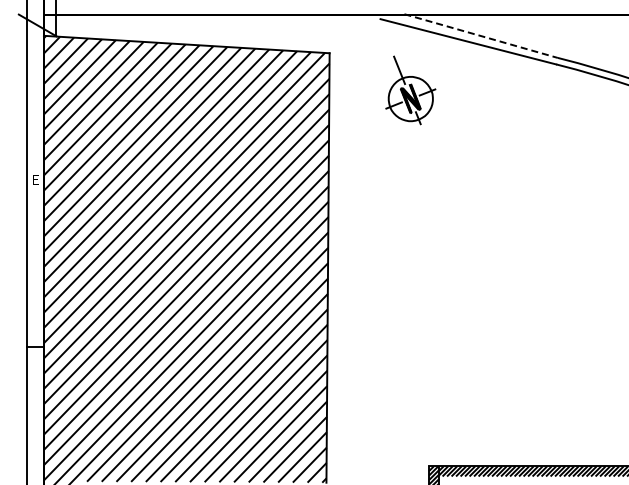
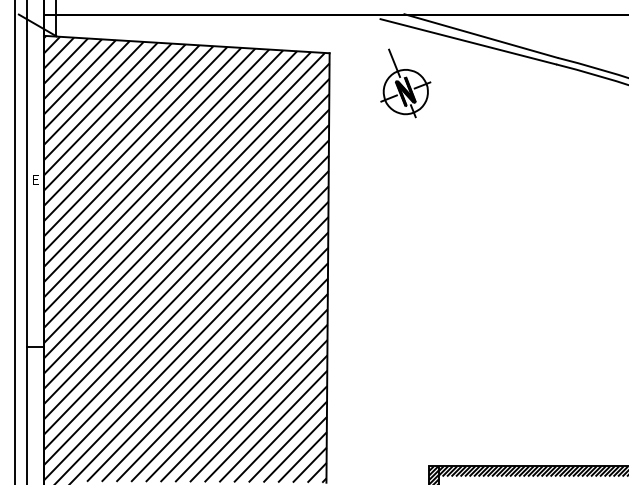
line: dashed -> solid (481, 36)
part position: (410, 90) -> (405, 83) (405, 83)
line: none -> present (15, 241)
